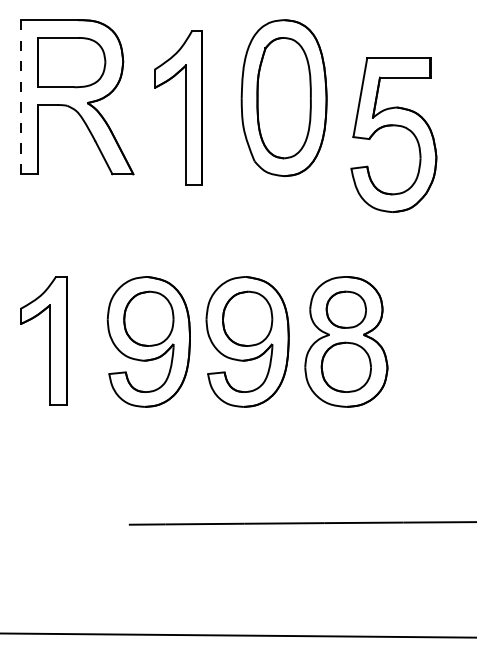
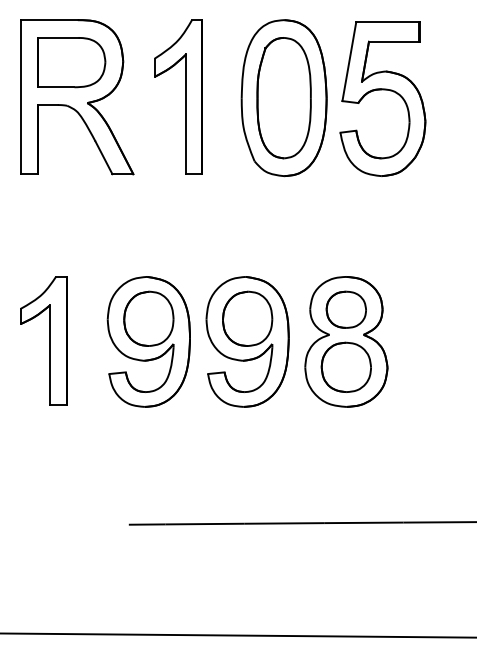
line: dashed -> solid (20, 96)
part position: (185, 107) -> (185, 96) (185, 96)
part position: (393, 126) -> (382, 90) (382, 90)
